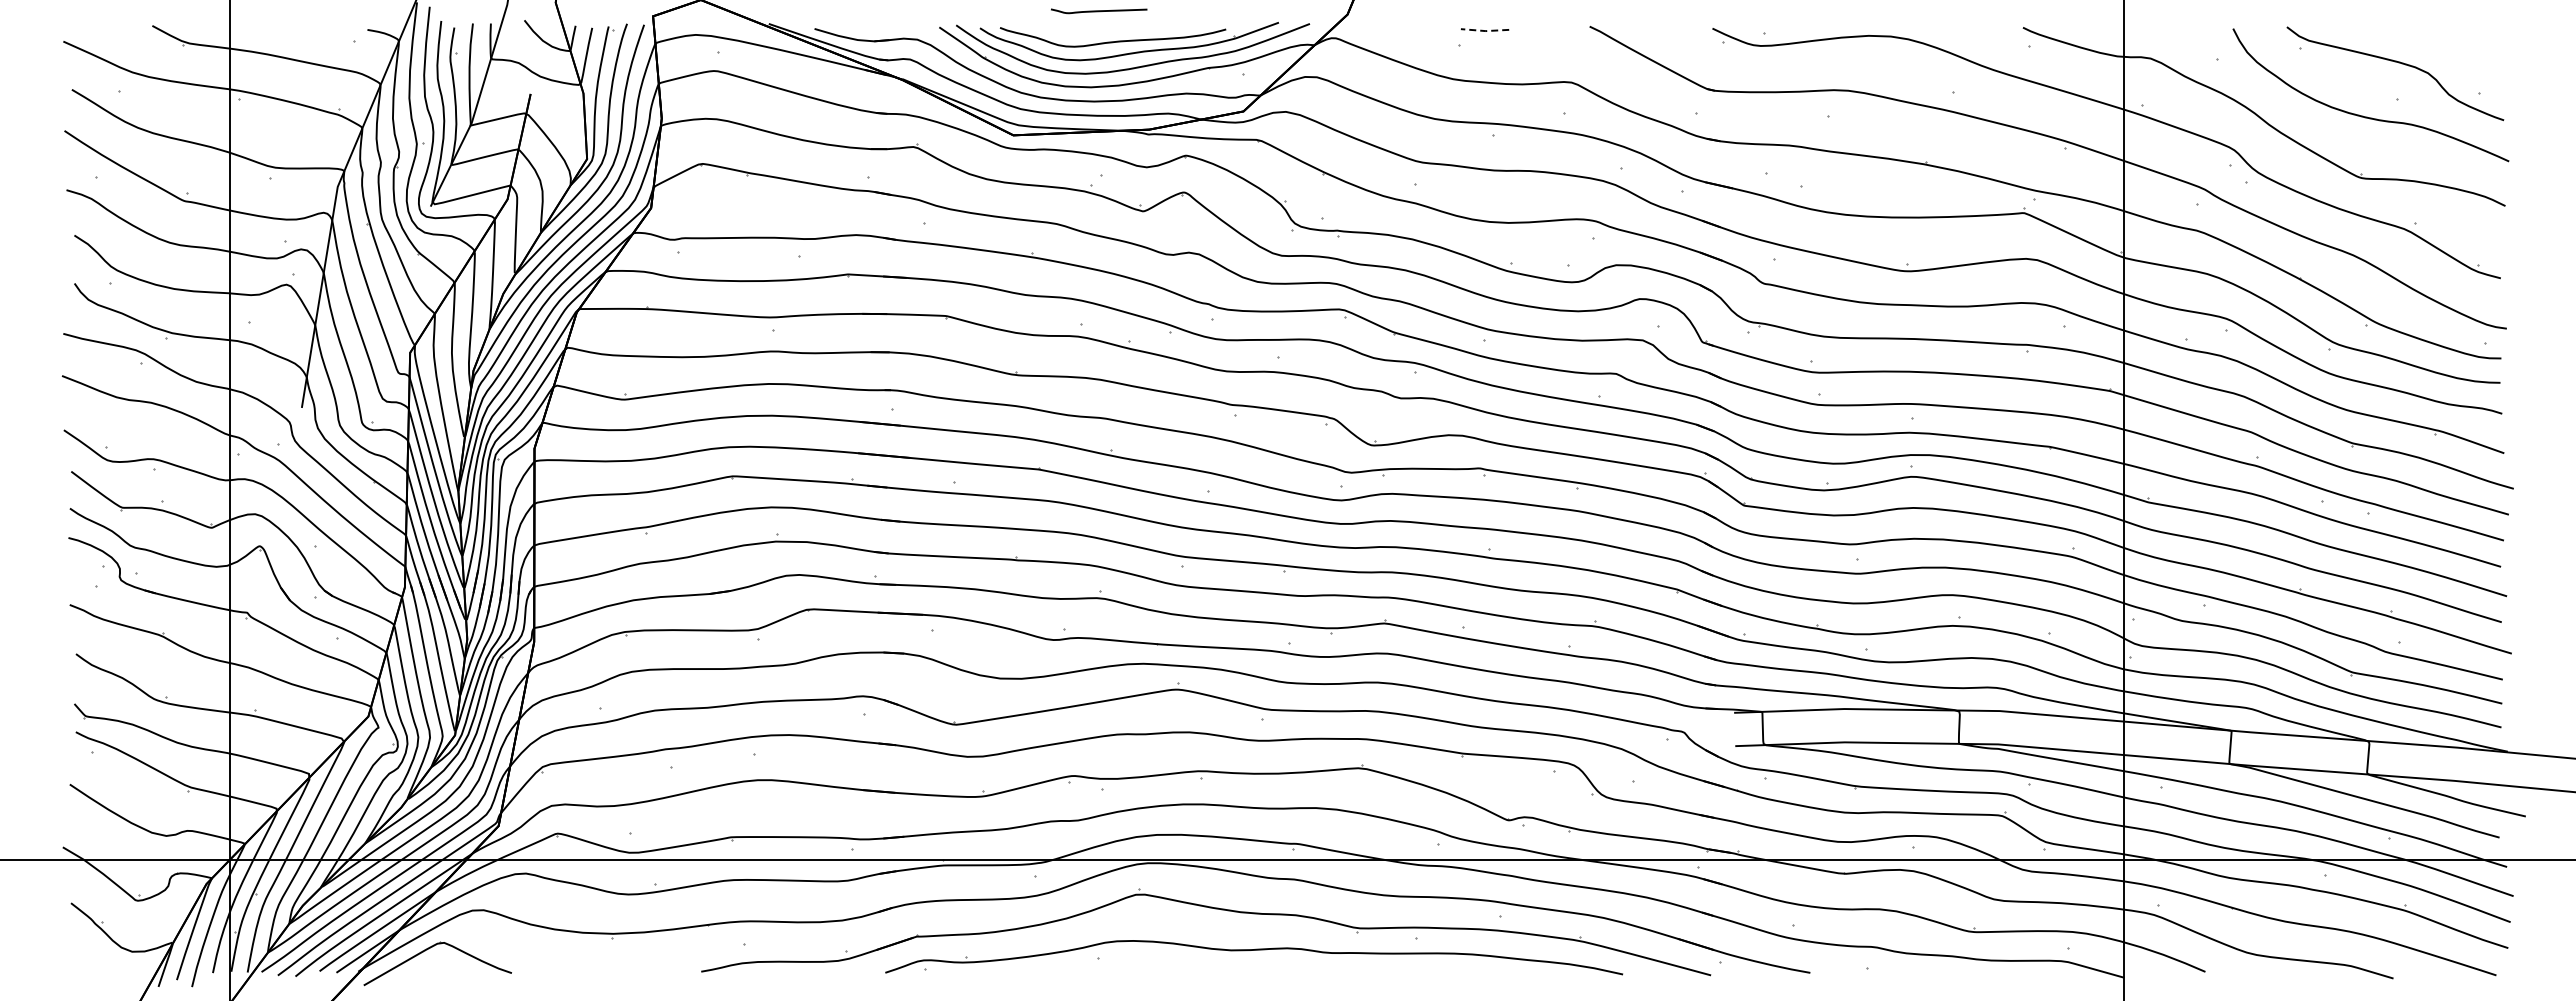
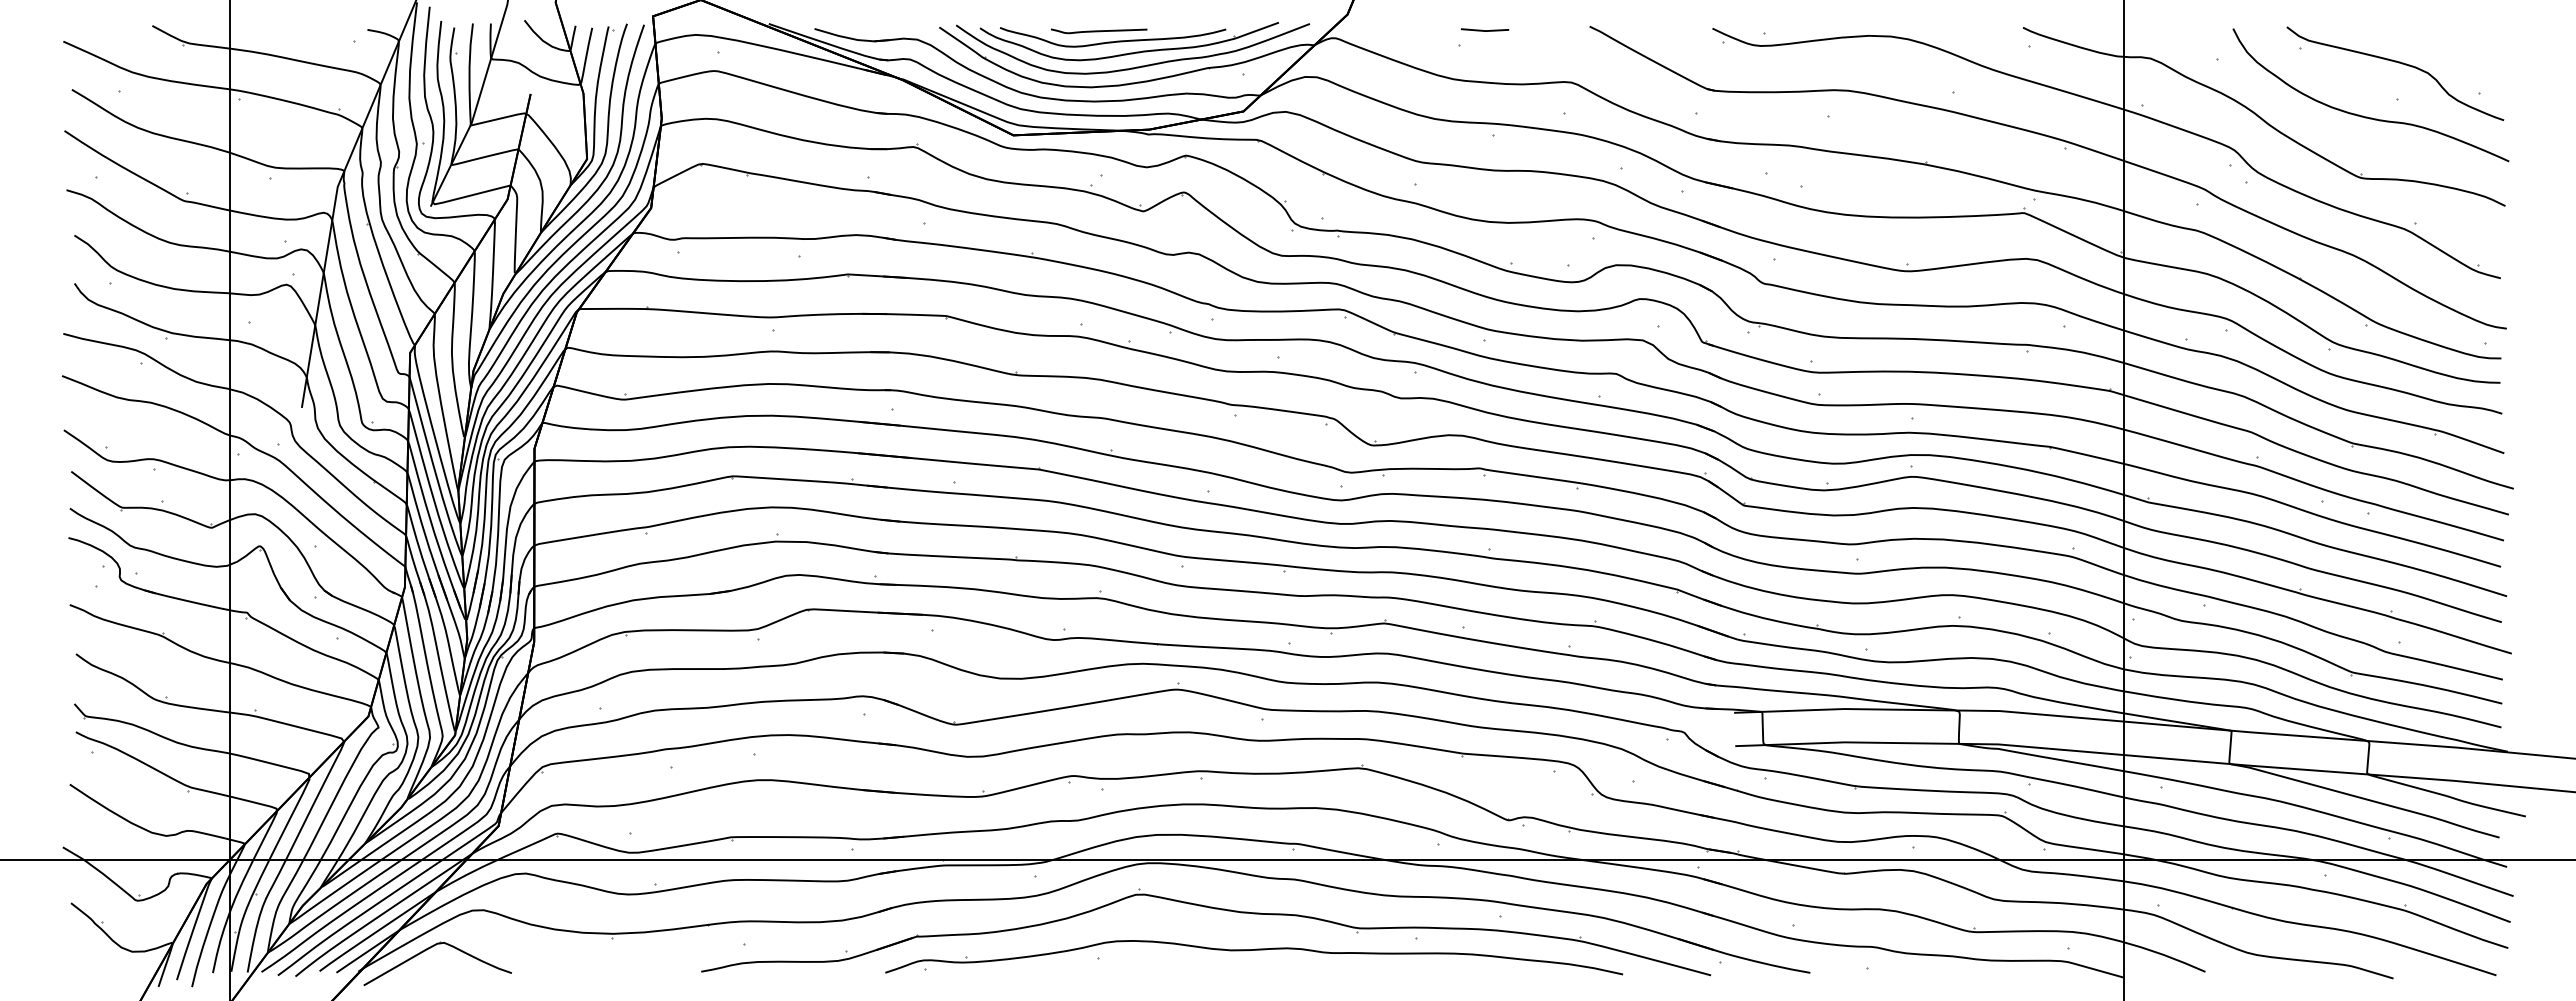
curve position: (1099, 11) -> (1099, 31) (1099, 31)
line: dashed -> solid (1484, 31)
